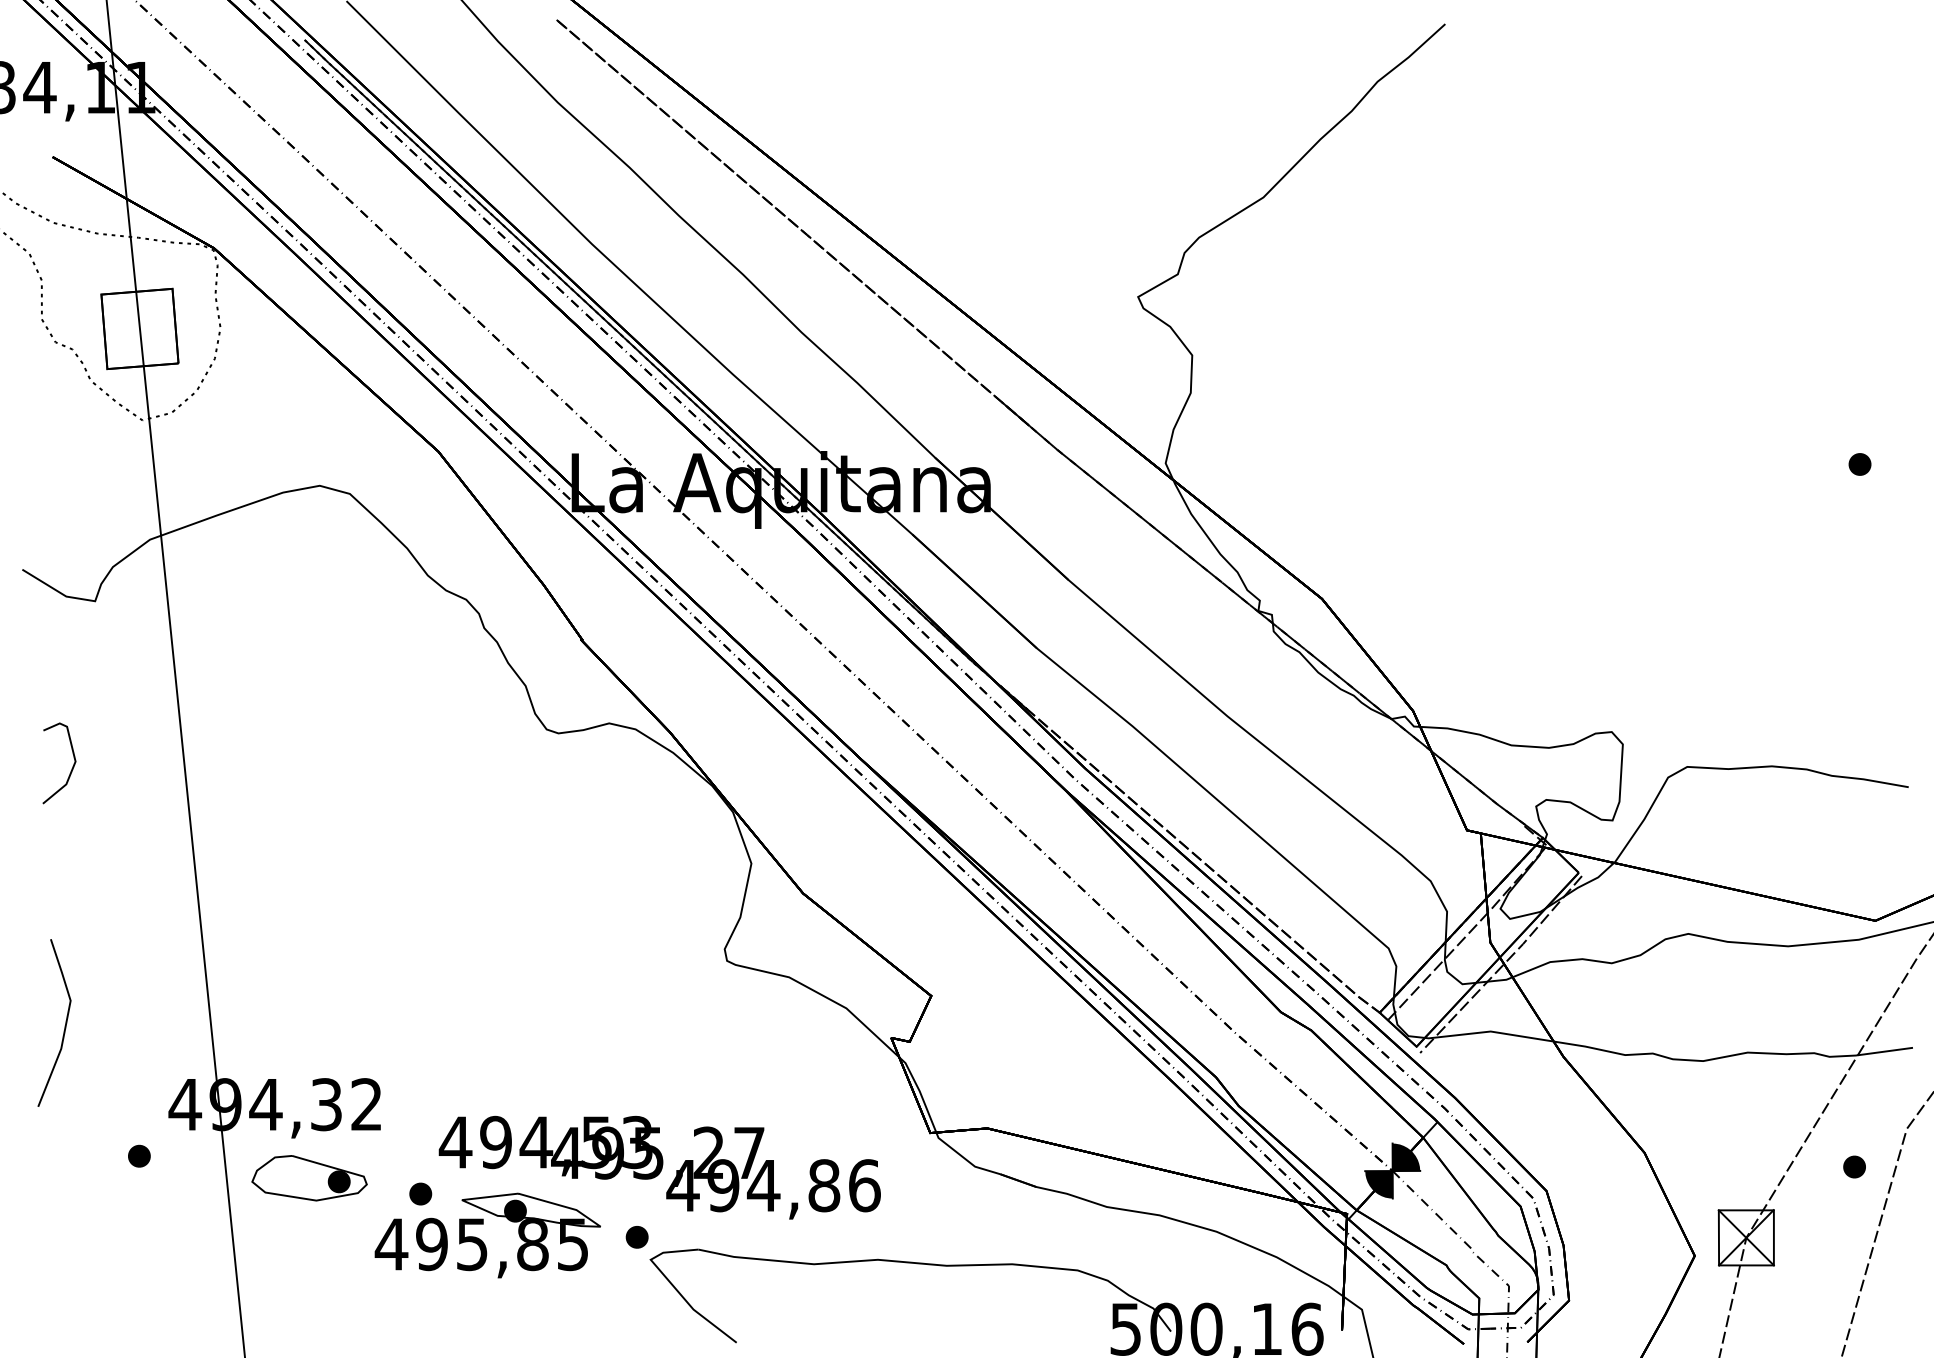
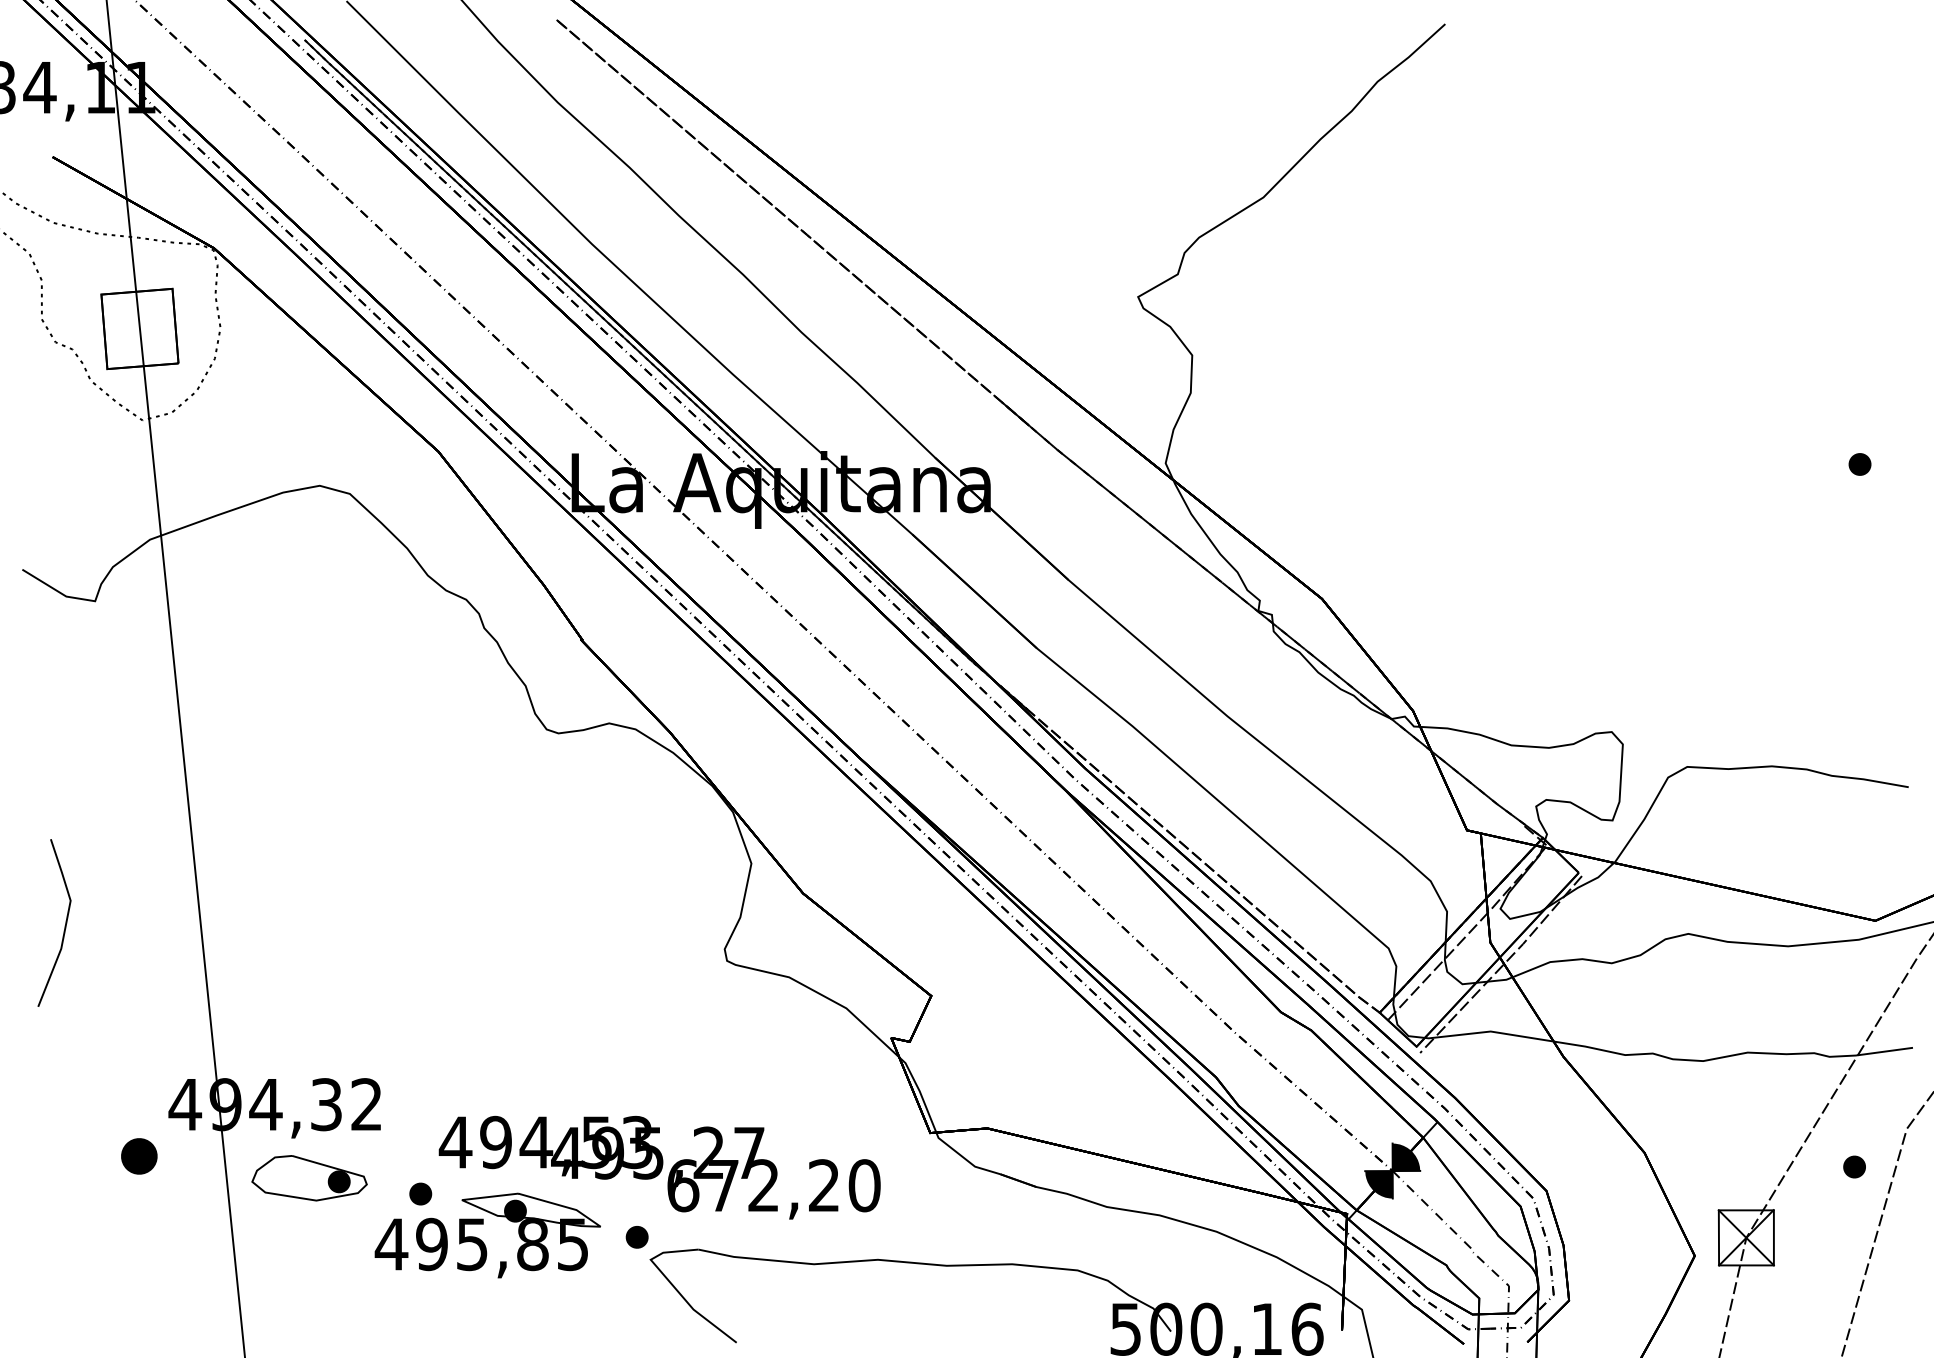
curve: present -> none (71, 768)
line position: (64, 1025) -> (64, 925) (64, 925)
part size: 23x24 px -> 37x37 px (139, 1156)
text: 494,86 -> 672,20 (773, 1185)
